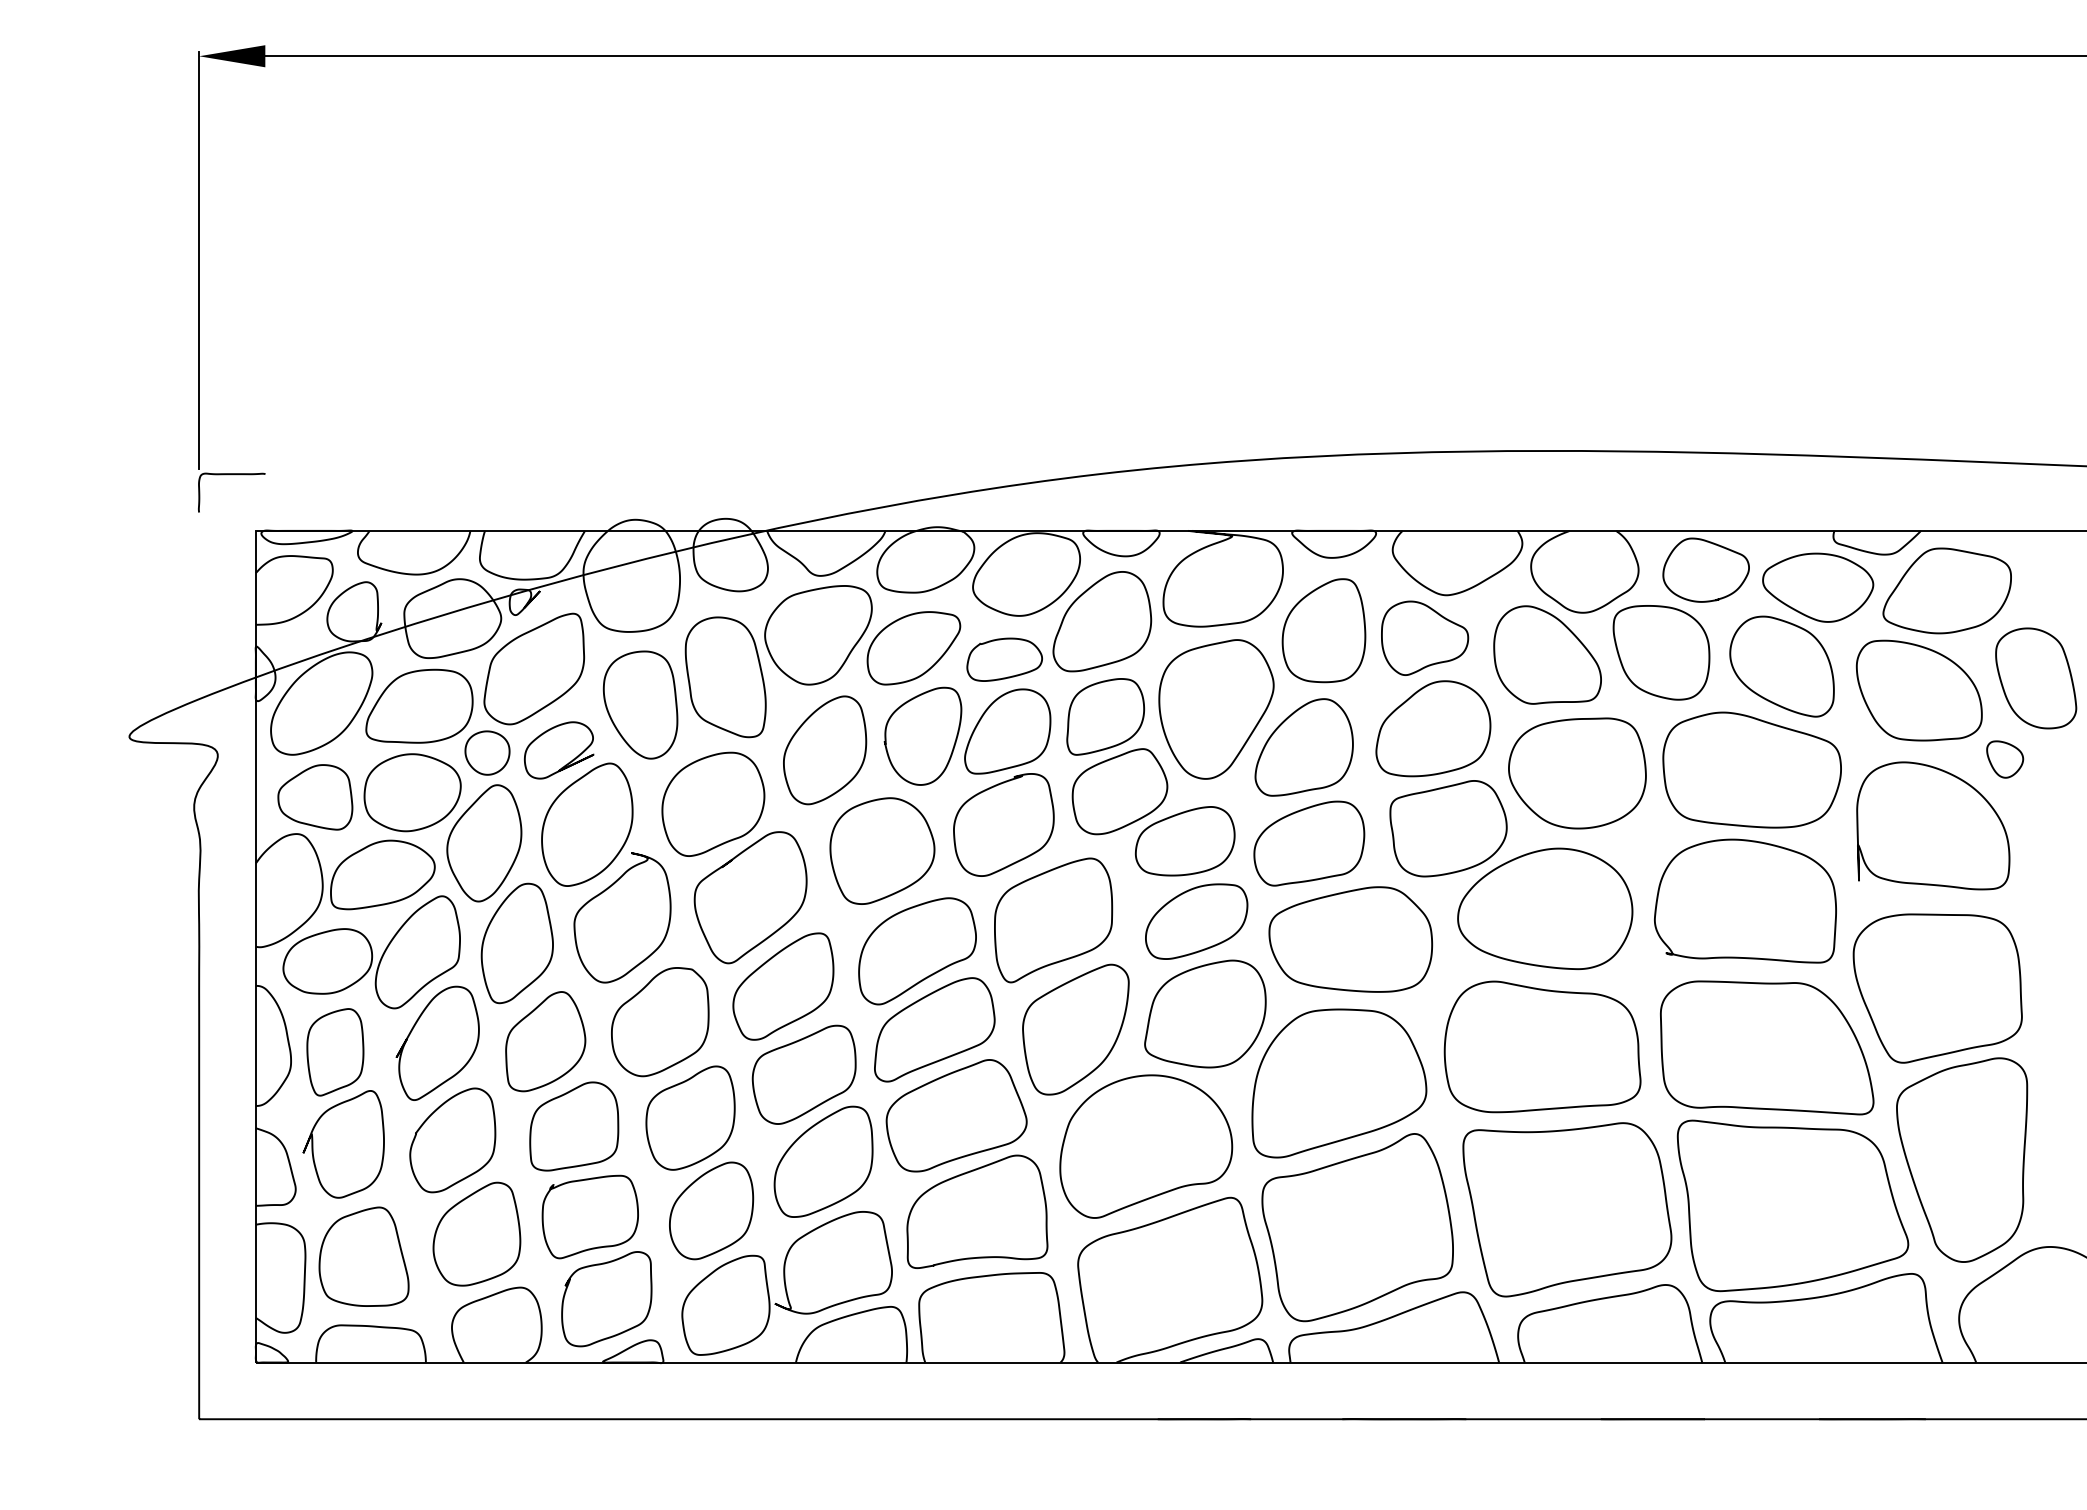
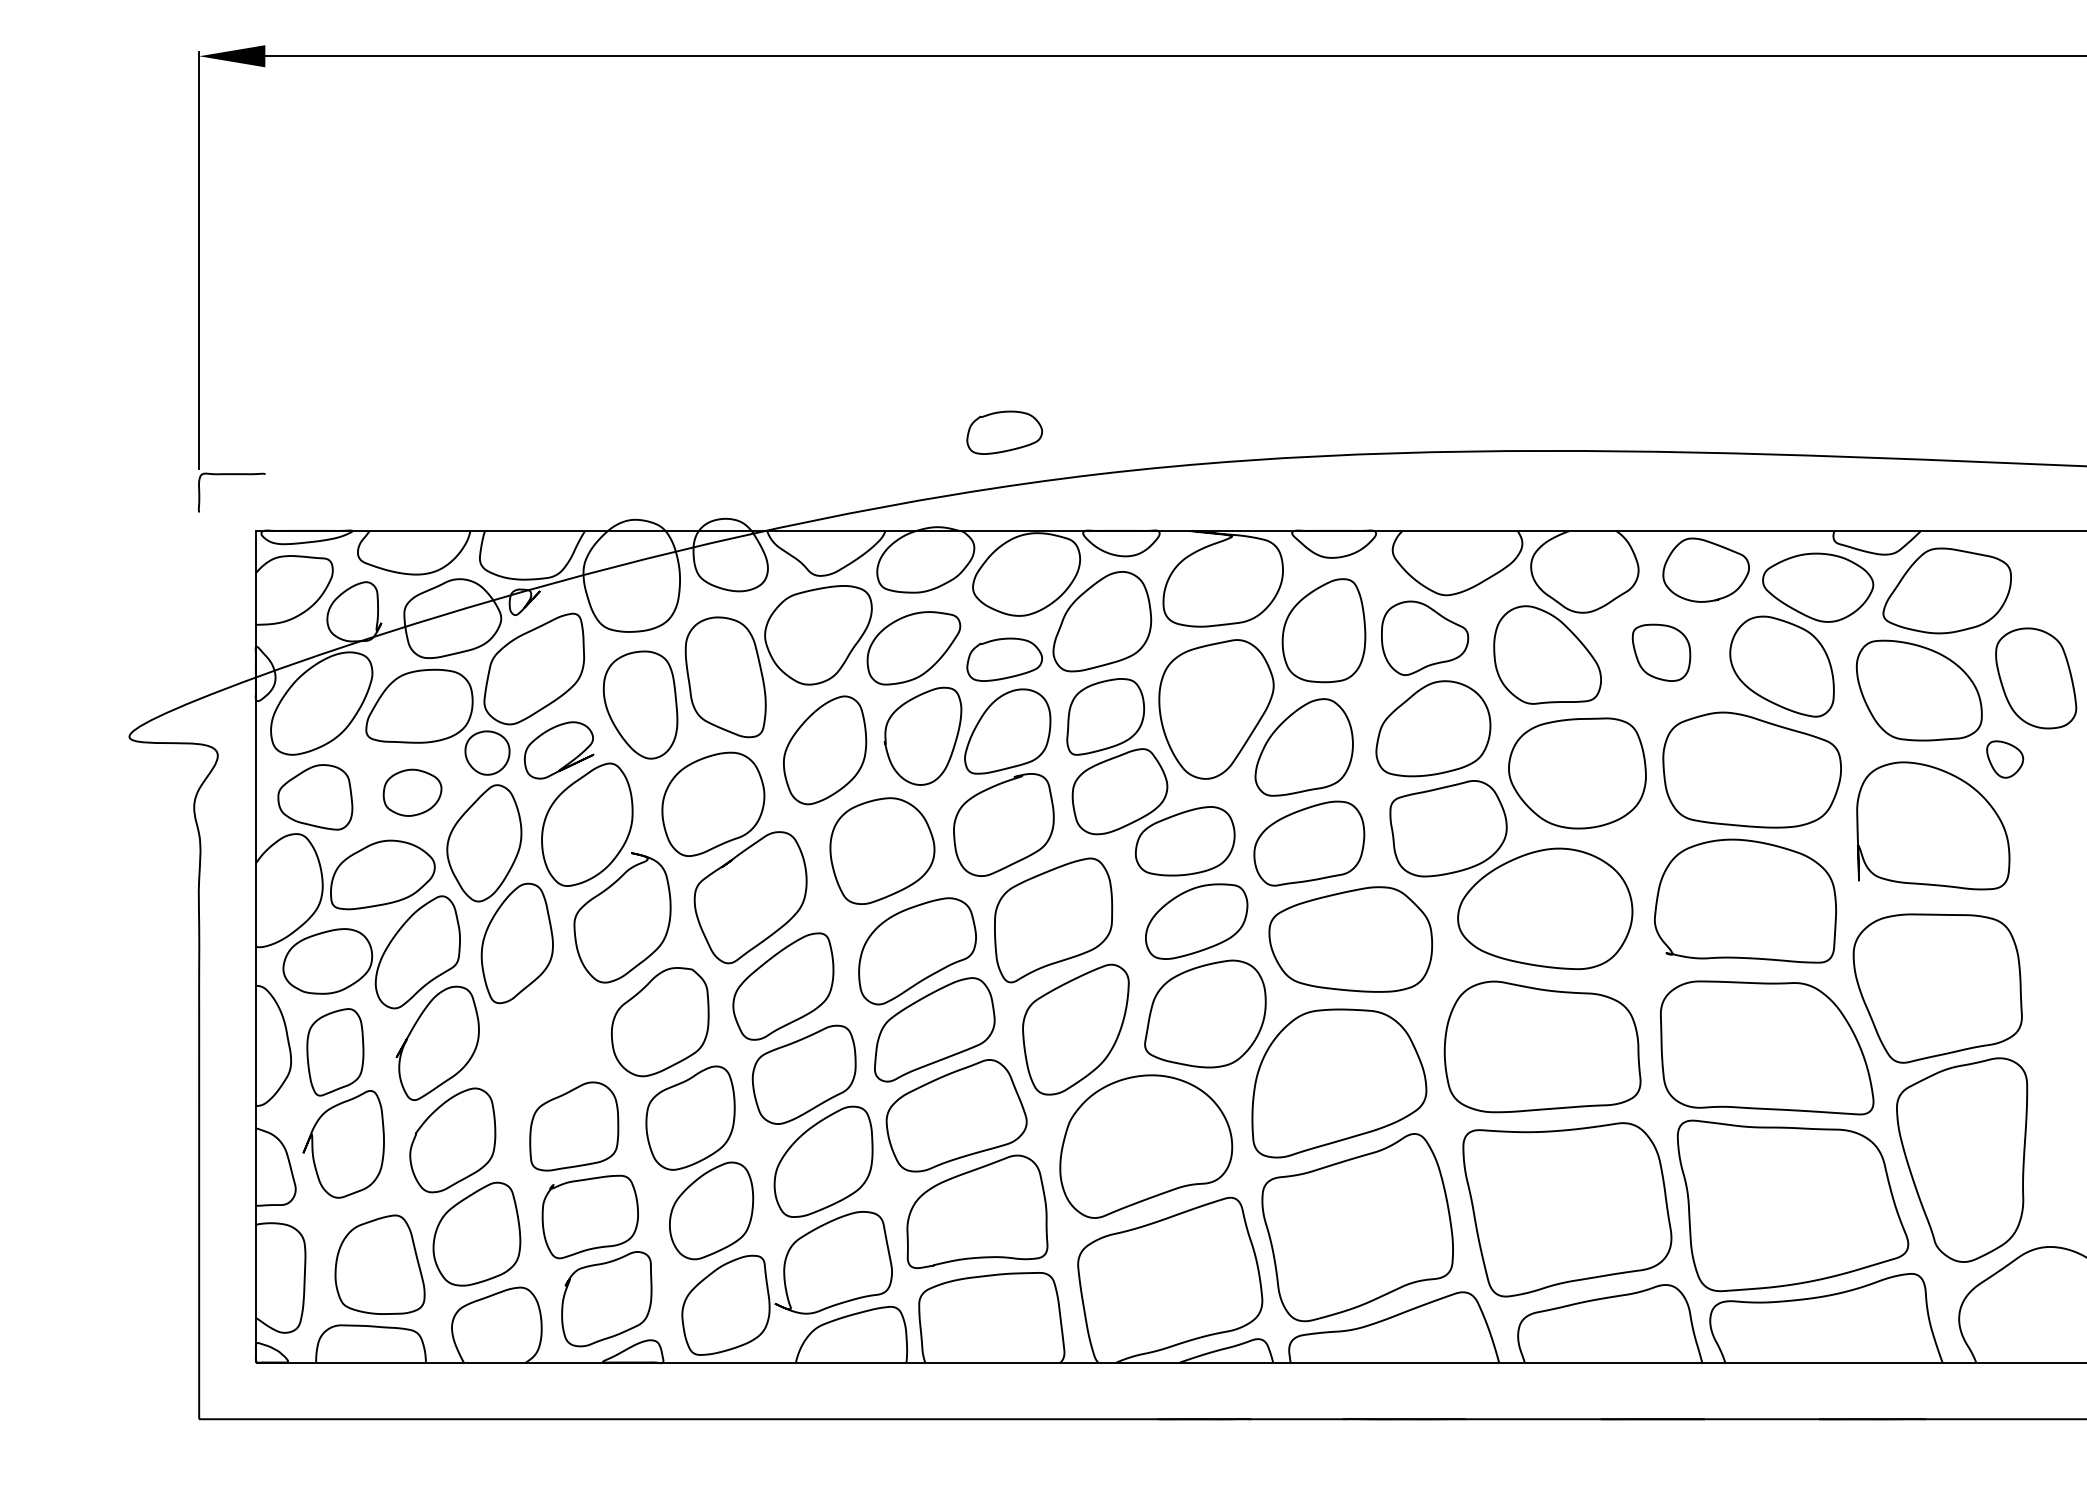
part: none -> present (1004, 432)
part size: 99x96 px -> 61x59 px (1661, 652)
part size: 99x80 px -> 61x49 px (412, 792)
part: present -> none (545, 1041)
part position: (363, 1256) -> (379, 1264) (379, 1264)
